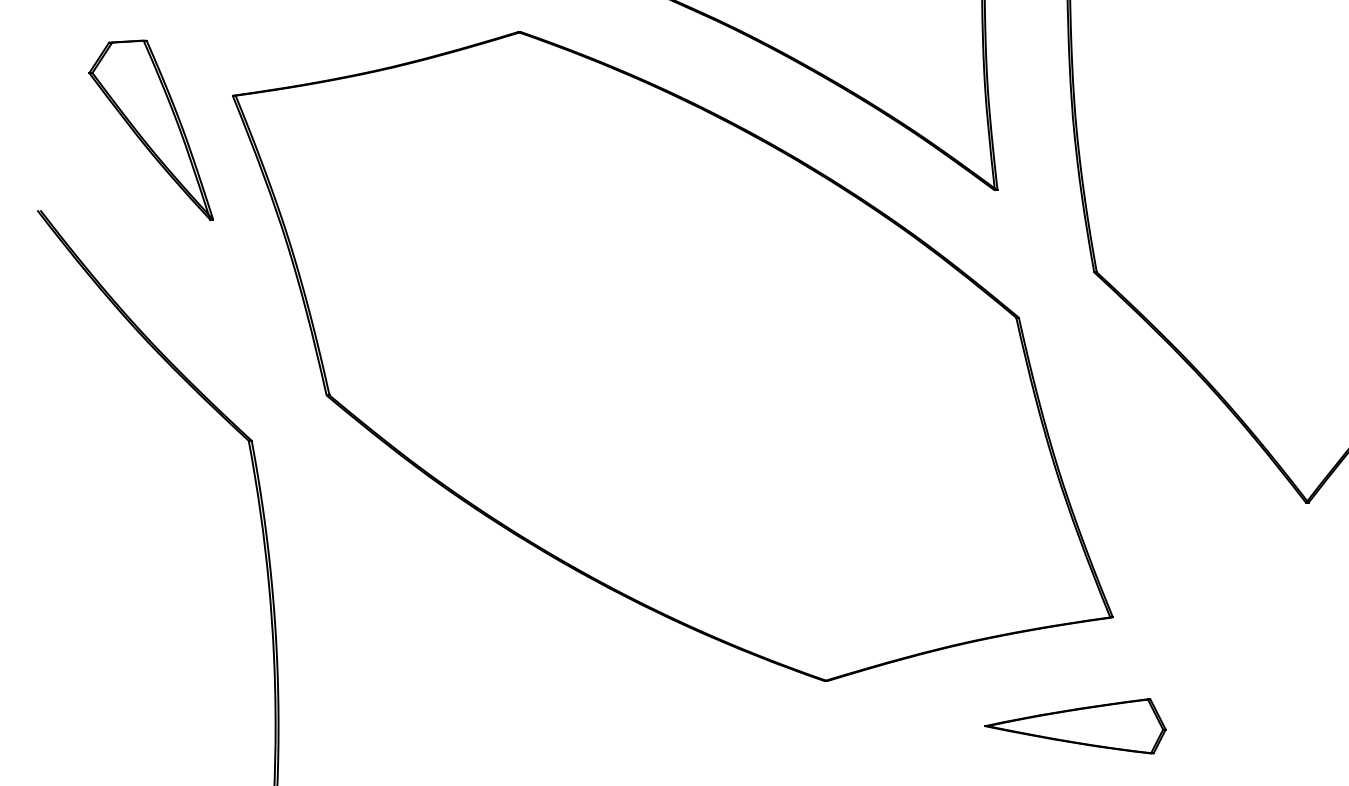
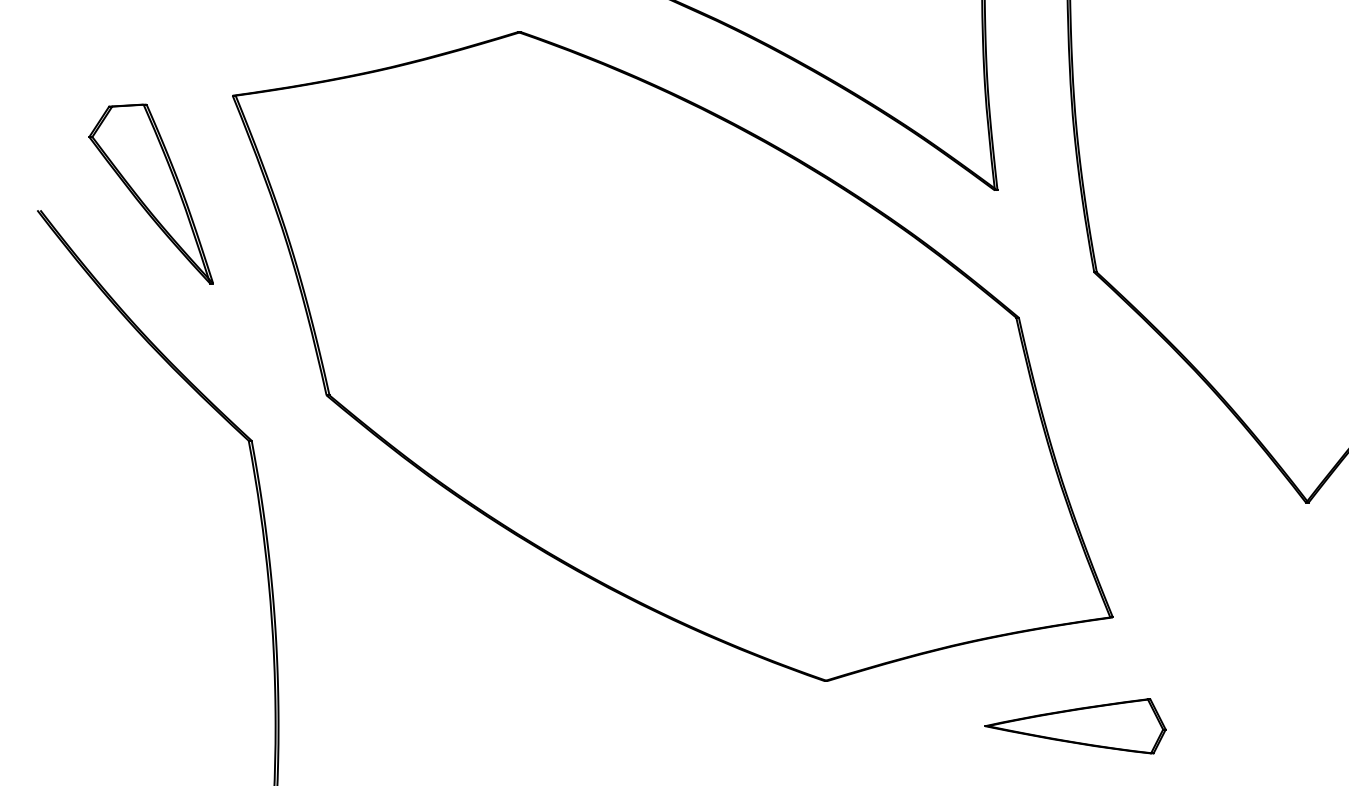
part position: (150, 129) -> (150, 193) (150, 193)
